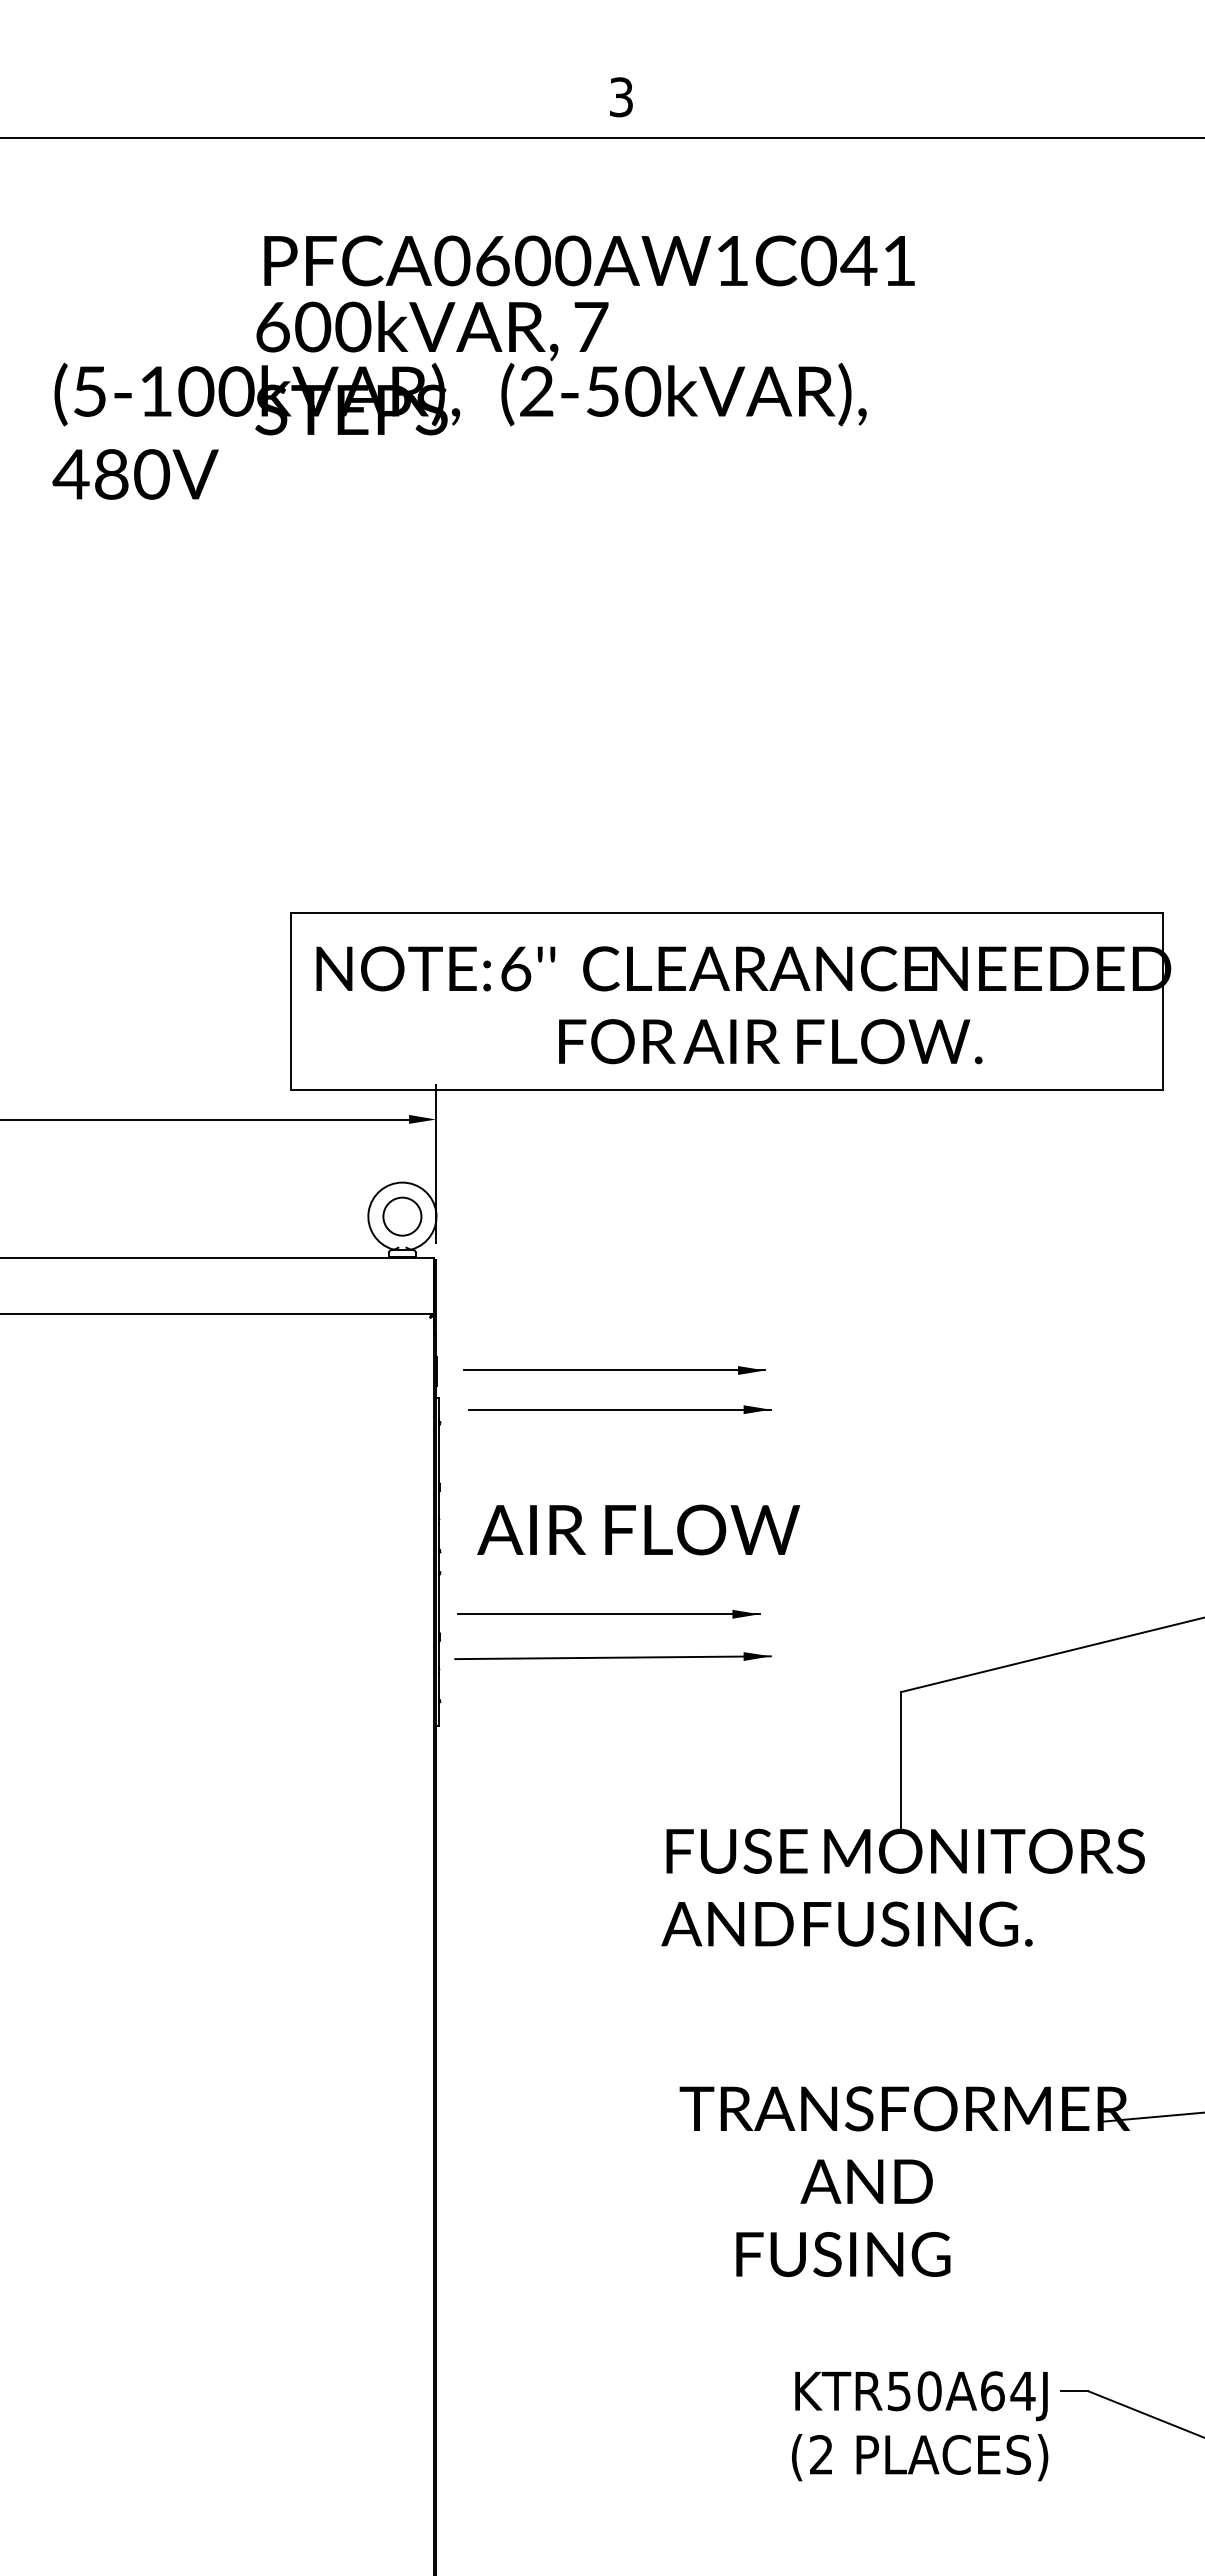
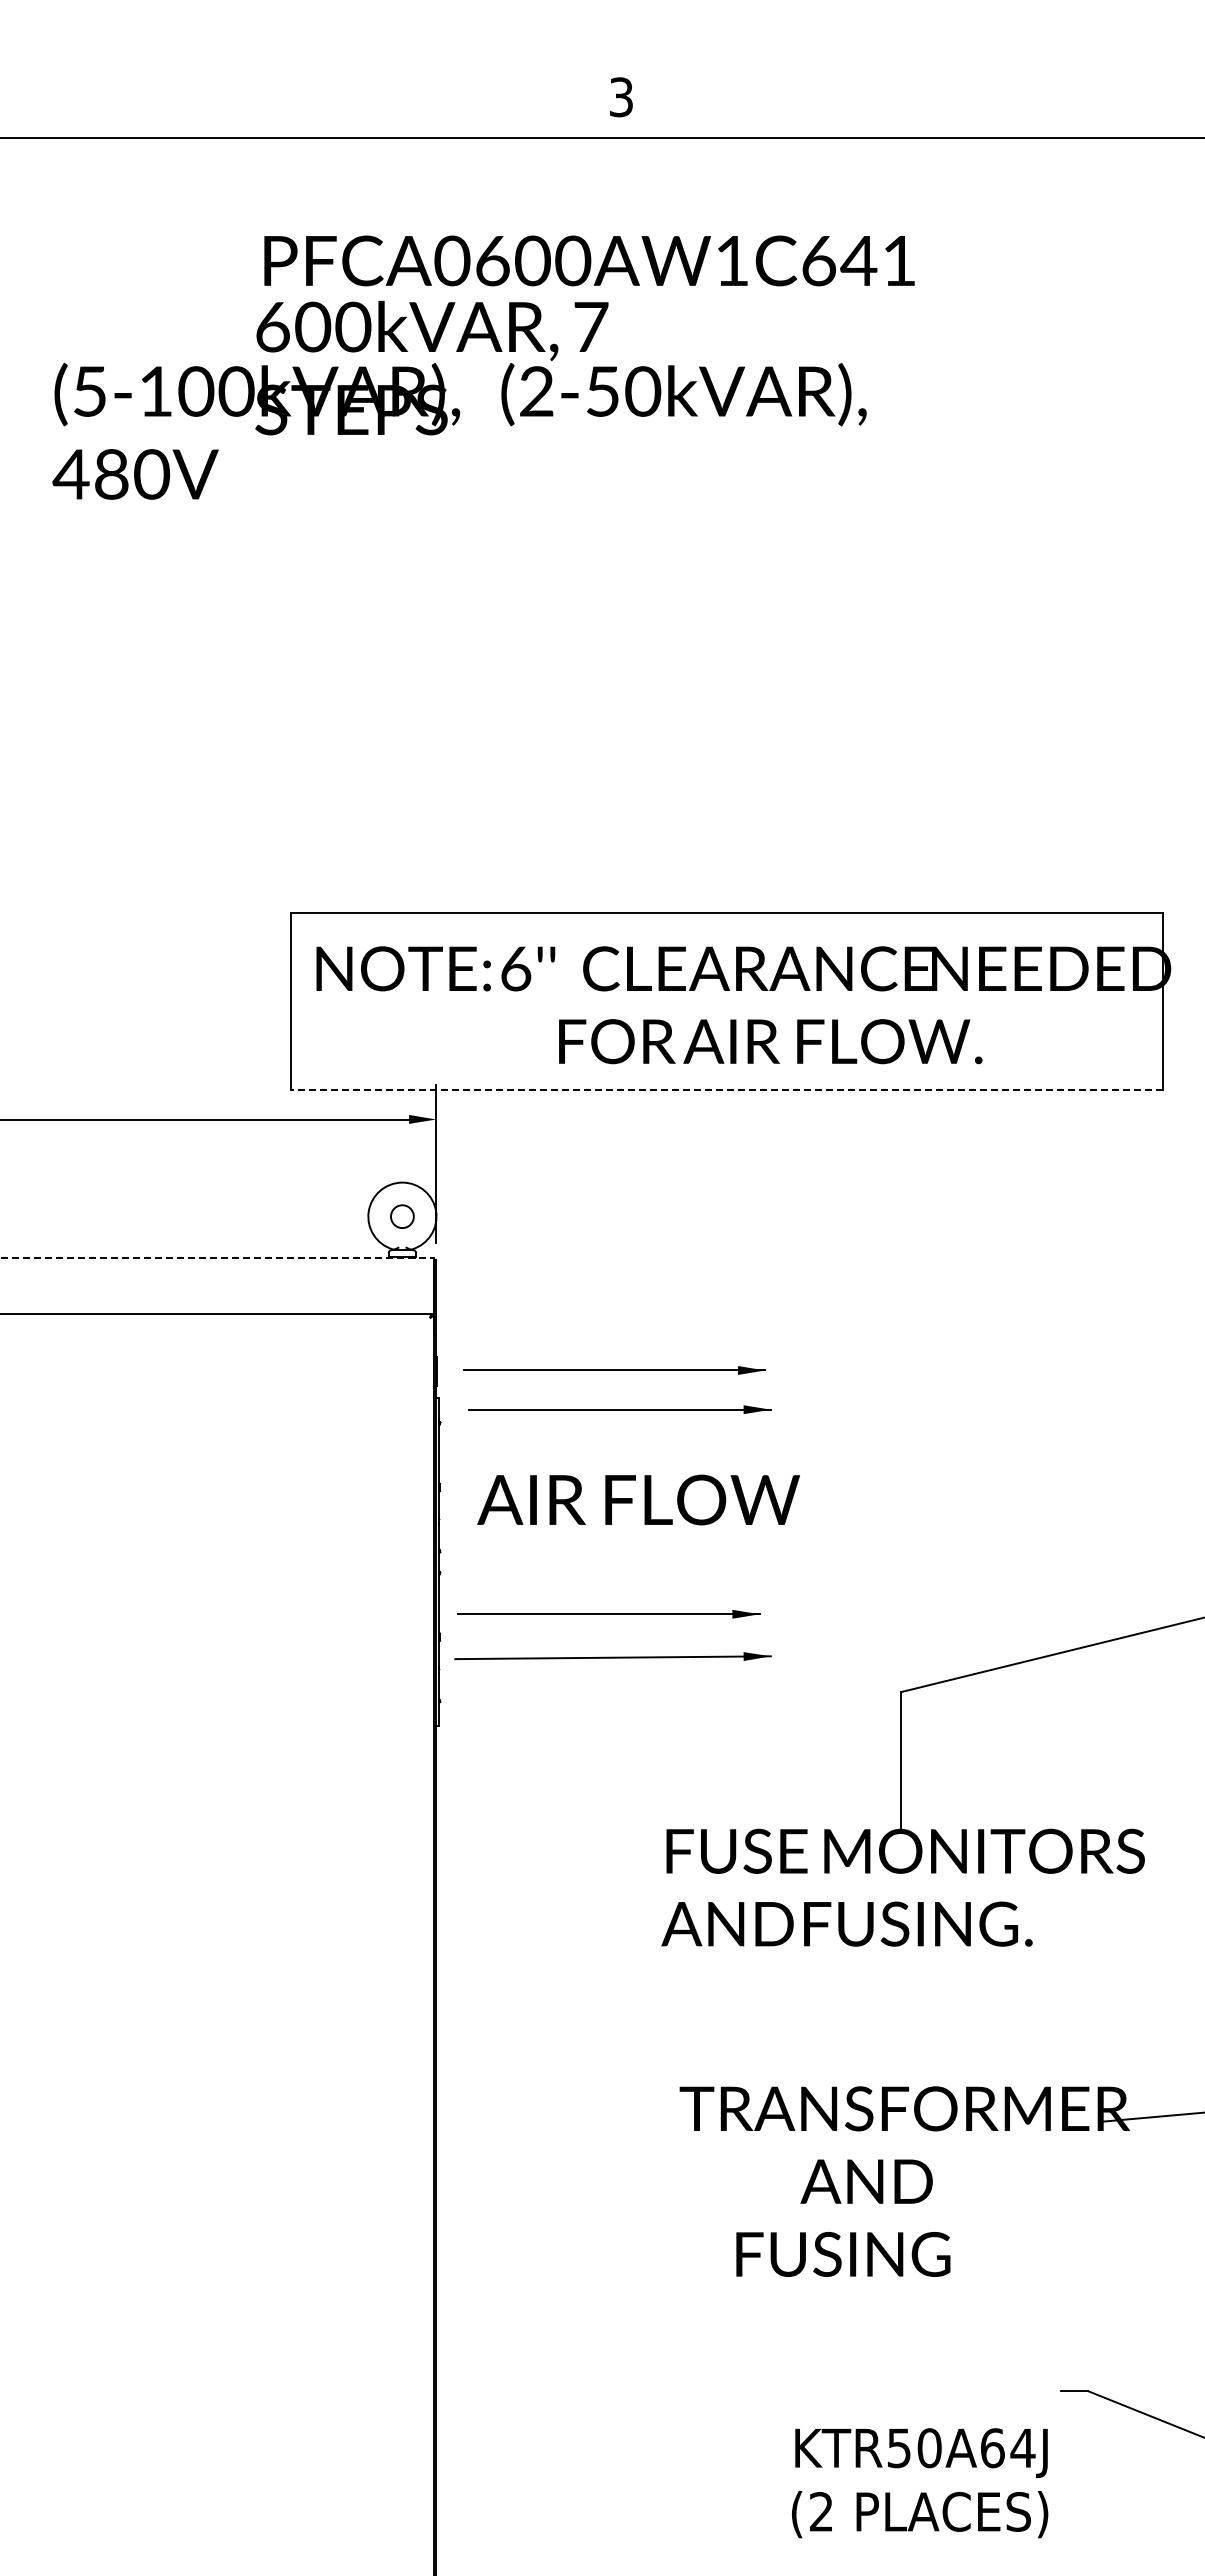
text: PFCA0600AW1C041 -> PFCA0600AW1C641 (818, 260)
line: solid -> dashed (726, 1090)
circle diameter: 38 px -> 23 px (402, 1216)
line: solid -> dashed (217, 1257)
text position: (638, 1529) -> (638, 1499) (638, 1499)
text position: (920, 2426) -> (920, 2483) (920, 2483)
